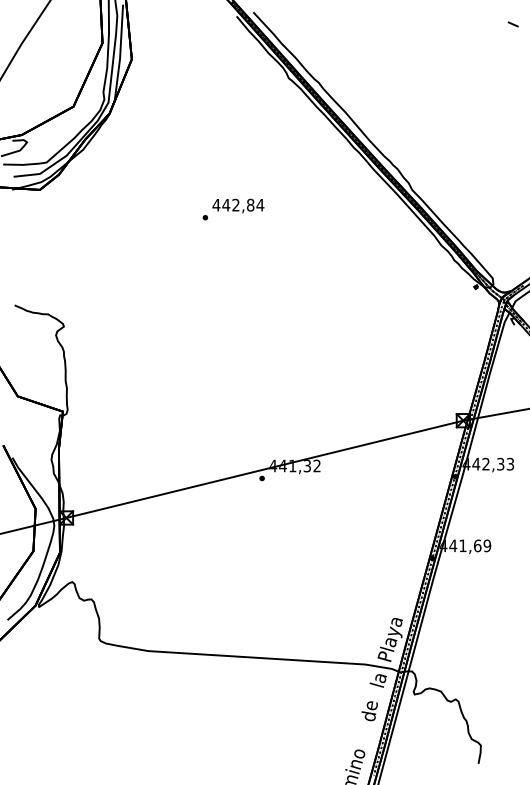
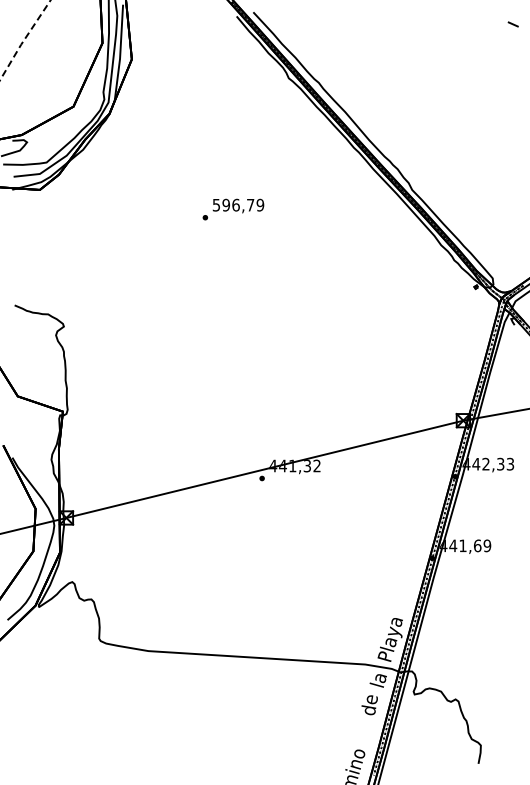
line: solid -> dashed (24, 39)
text: 442,84 -> 596,79 (238, 204)
text position: (369, 711) -> (369, 705) (369, 705)
